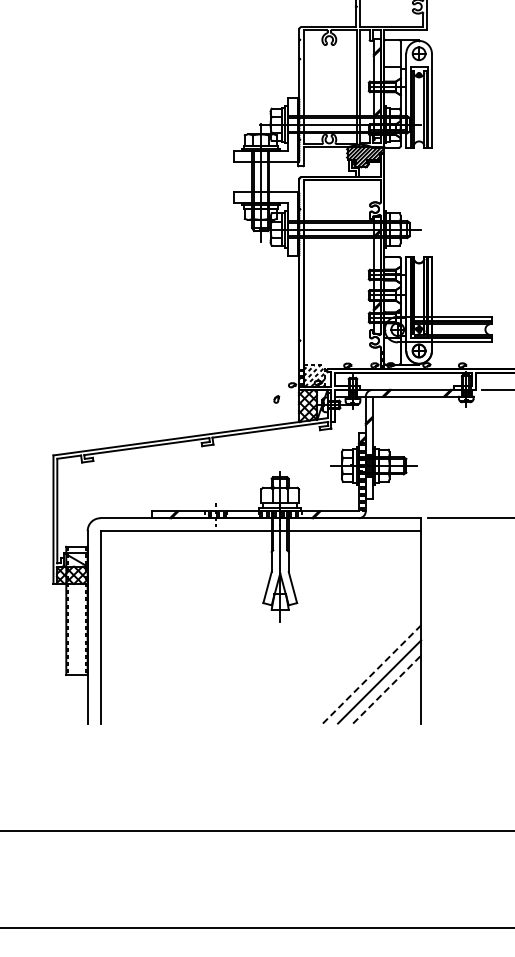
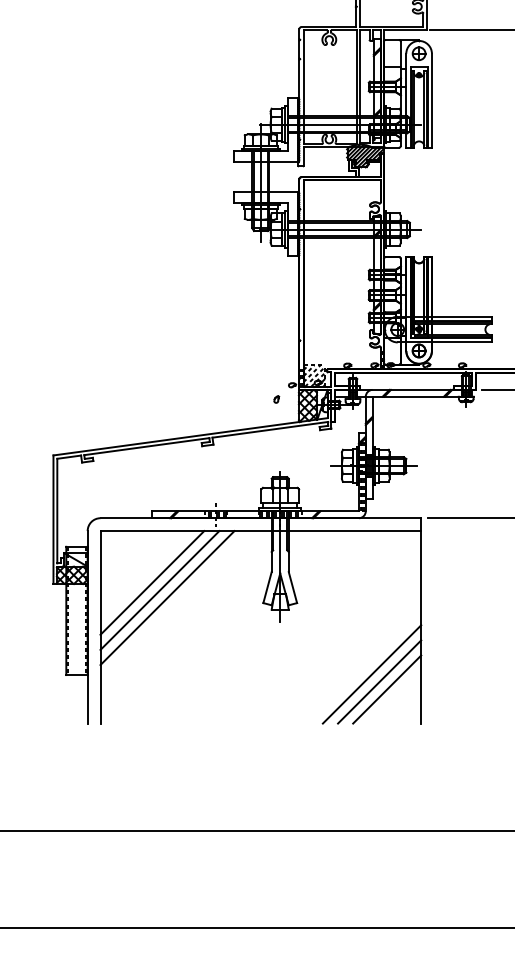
line: none -> present (470, 30)
line: none -> present (152, 582)
line: none -> present (159, 590)
line: none -> present (167, 598)
line: dashed -> solid (372, 674)
line: dashed -> solid (387, 689)
